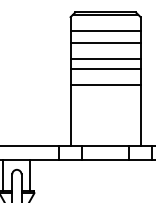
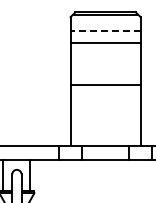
line: solid -> dashed (105, 31)
line: present -> none (105, 59)
line: present -> none (105, 68)
